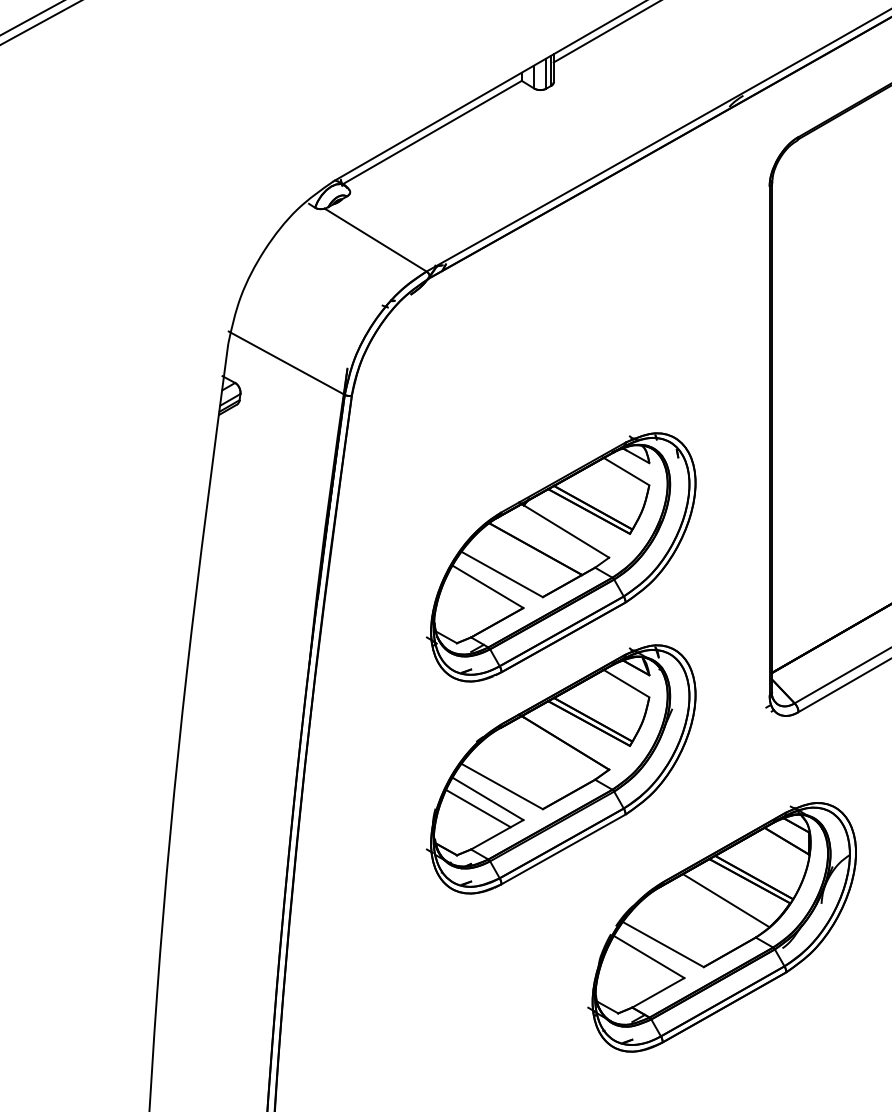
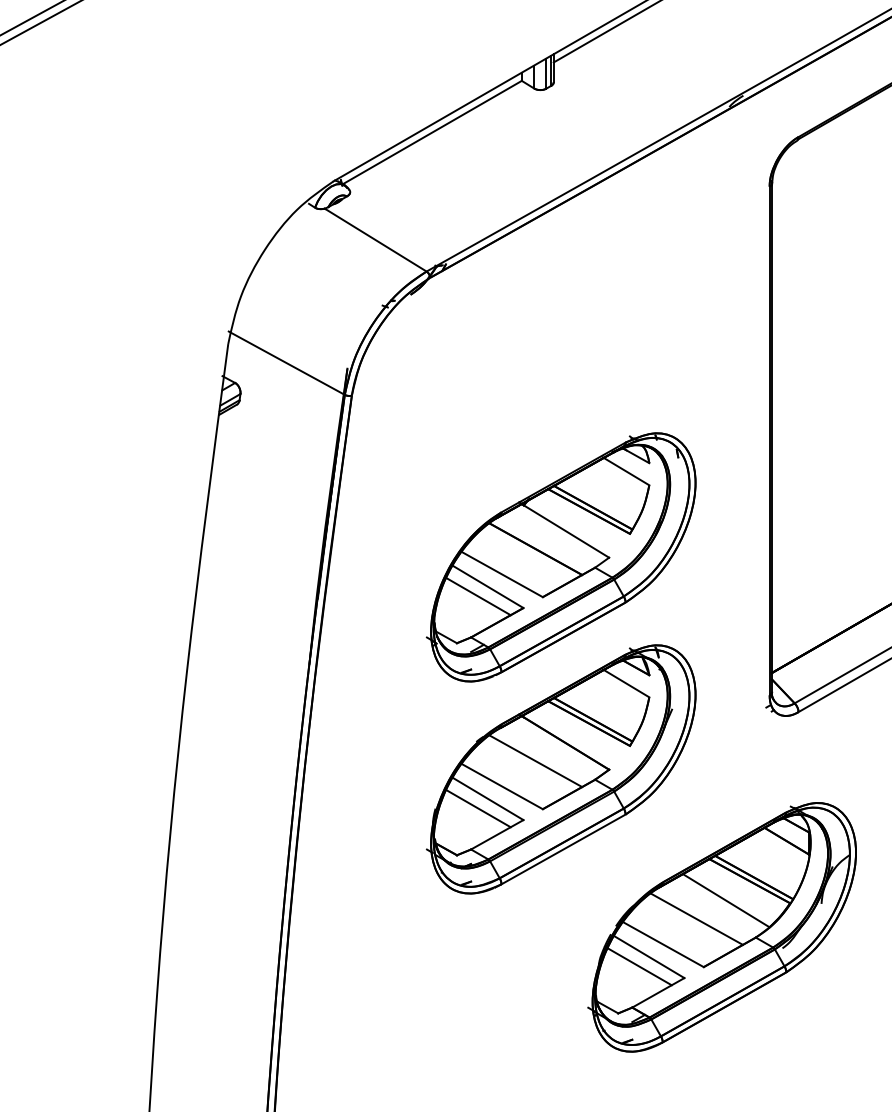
line: none -> present (478, 596)
line: none -> present (535, 761)
line: none -> present (696, 918)
line: none -> present (639, 966)
